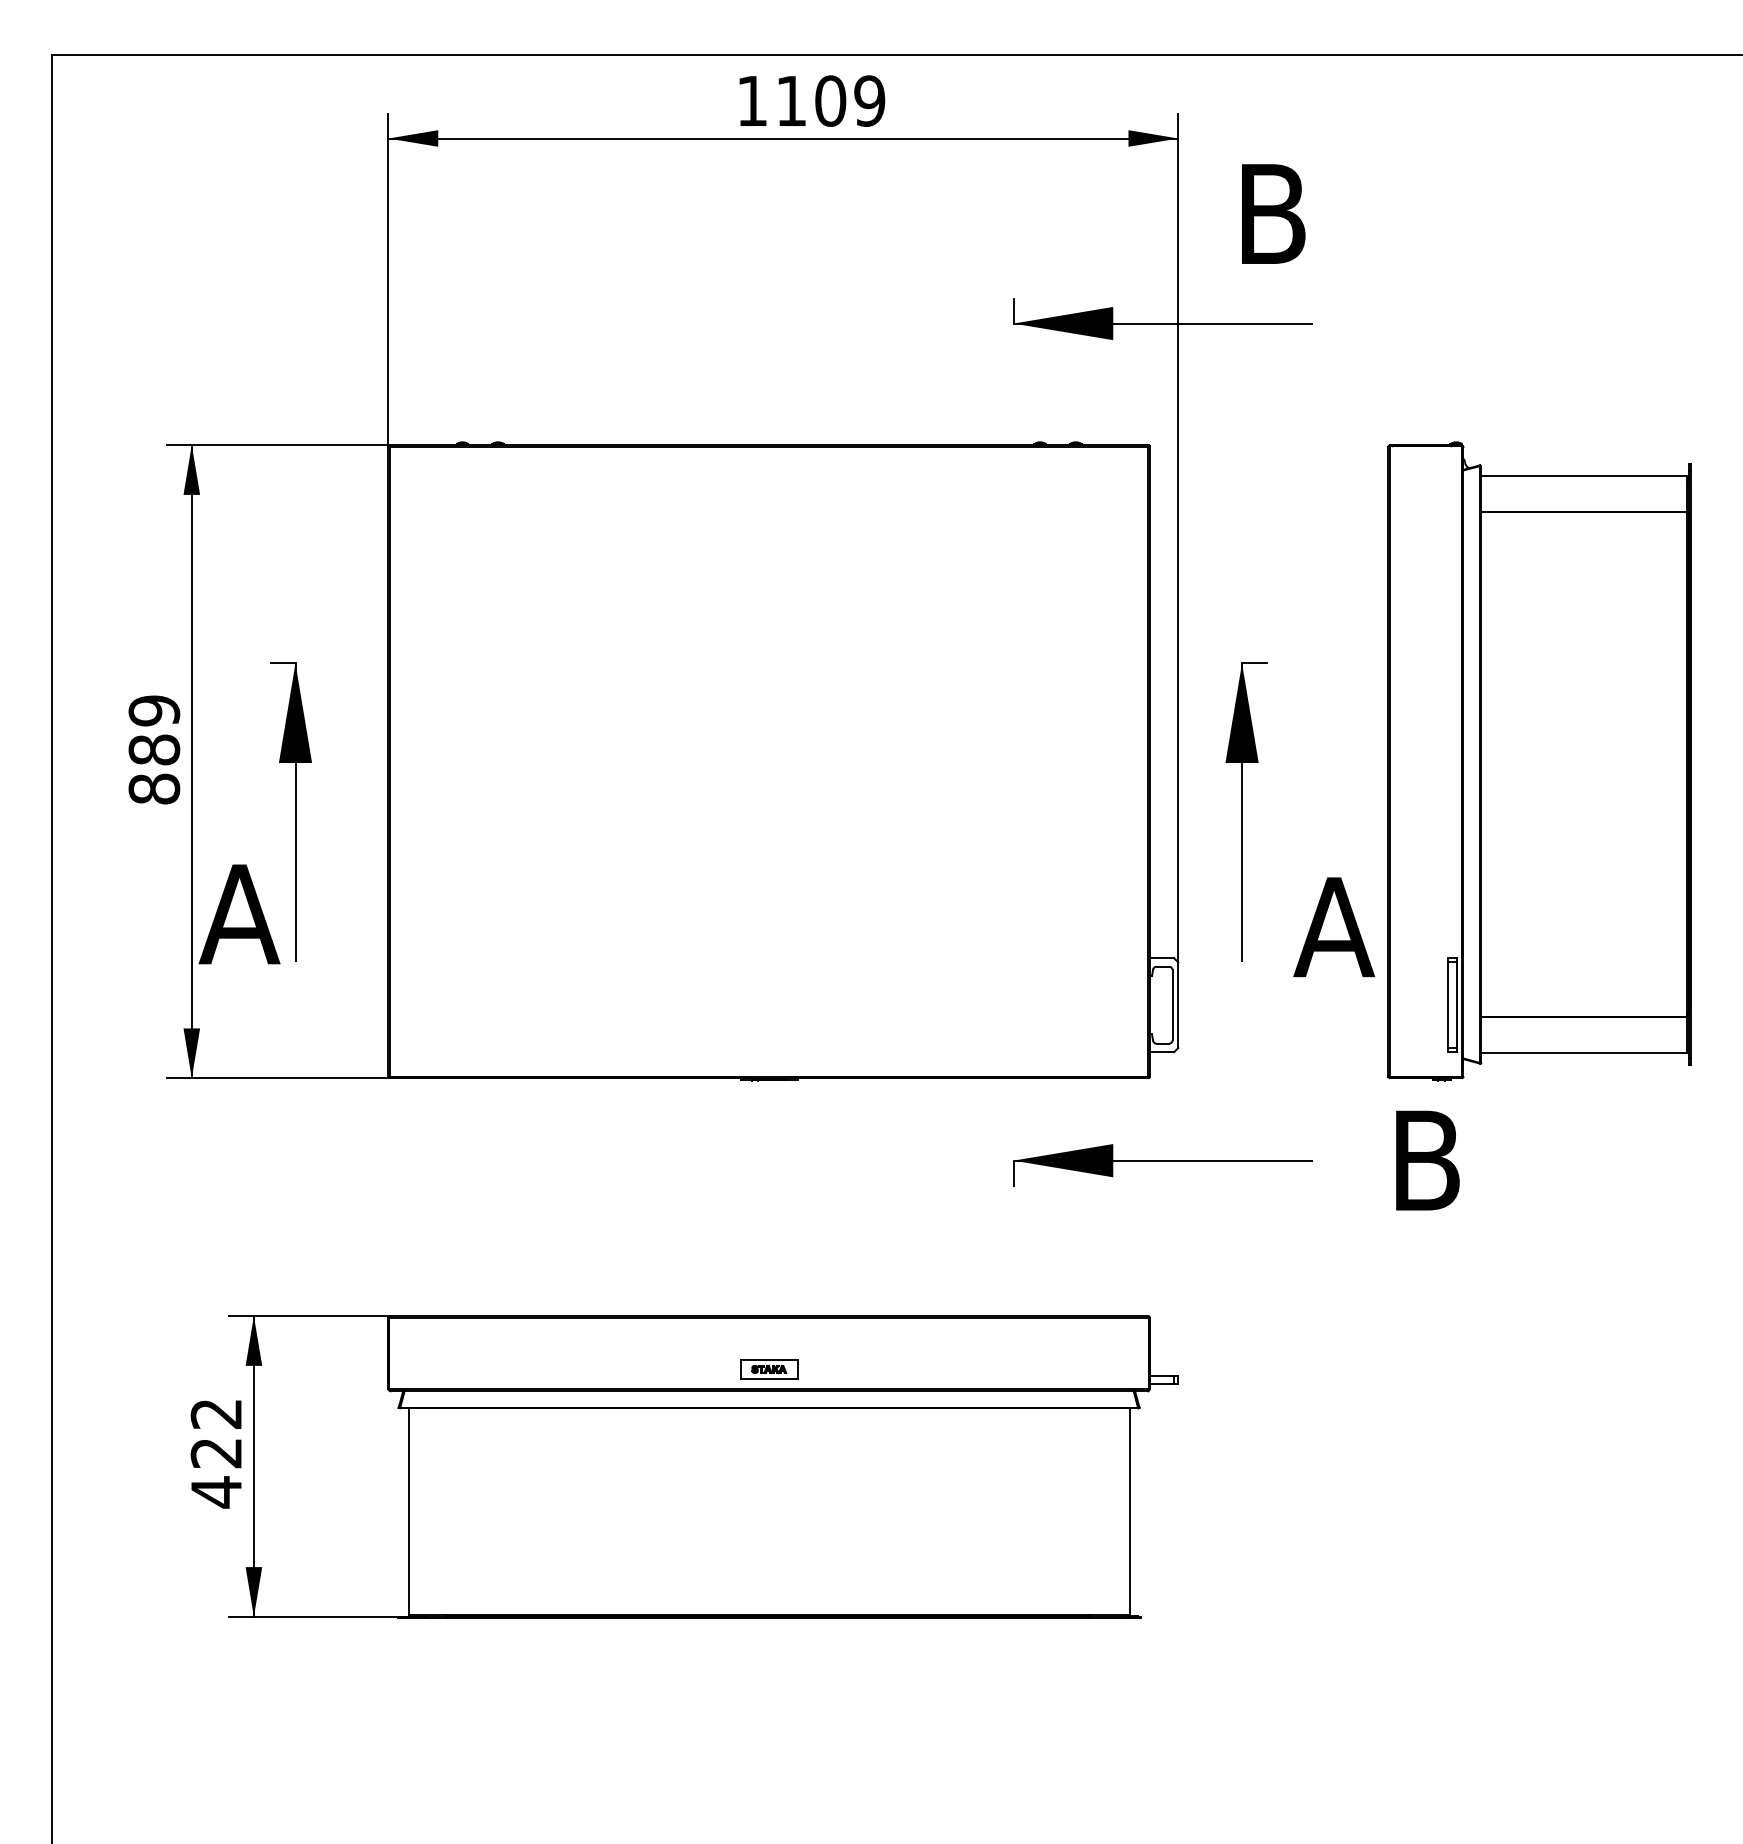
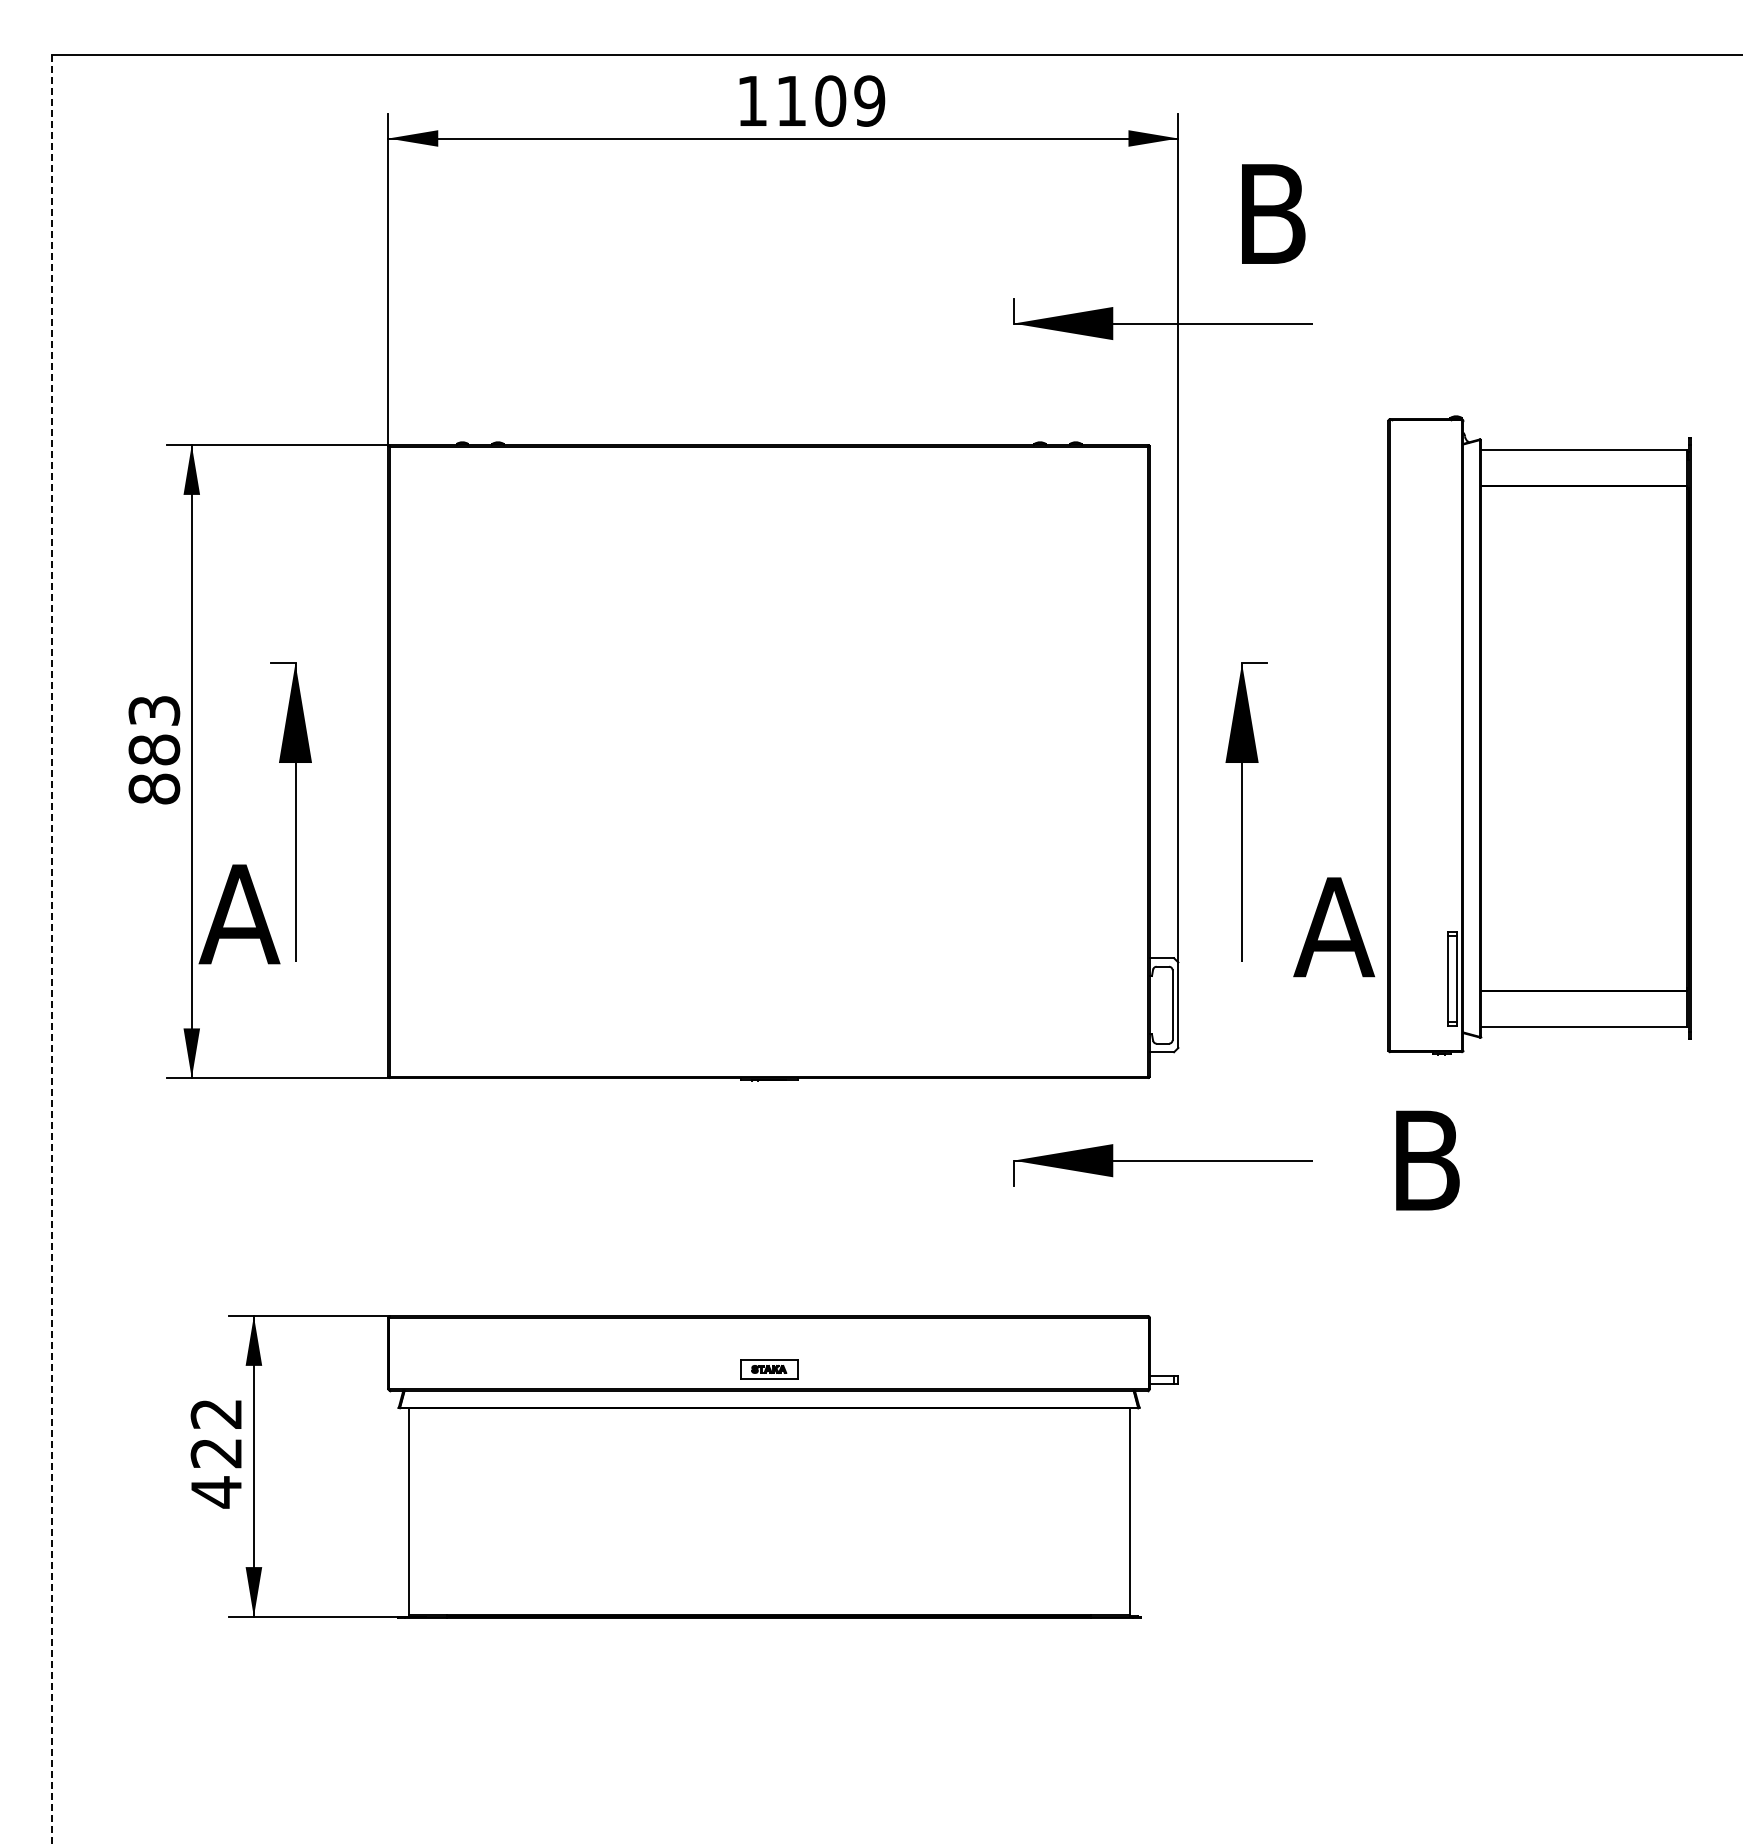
text: 889 -> 883 (154, 710)
part position: (1539, 761) -> (1539, 735) (1539, 735)
line: solid -> dashed (52, 950)
